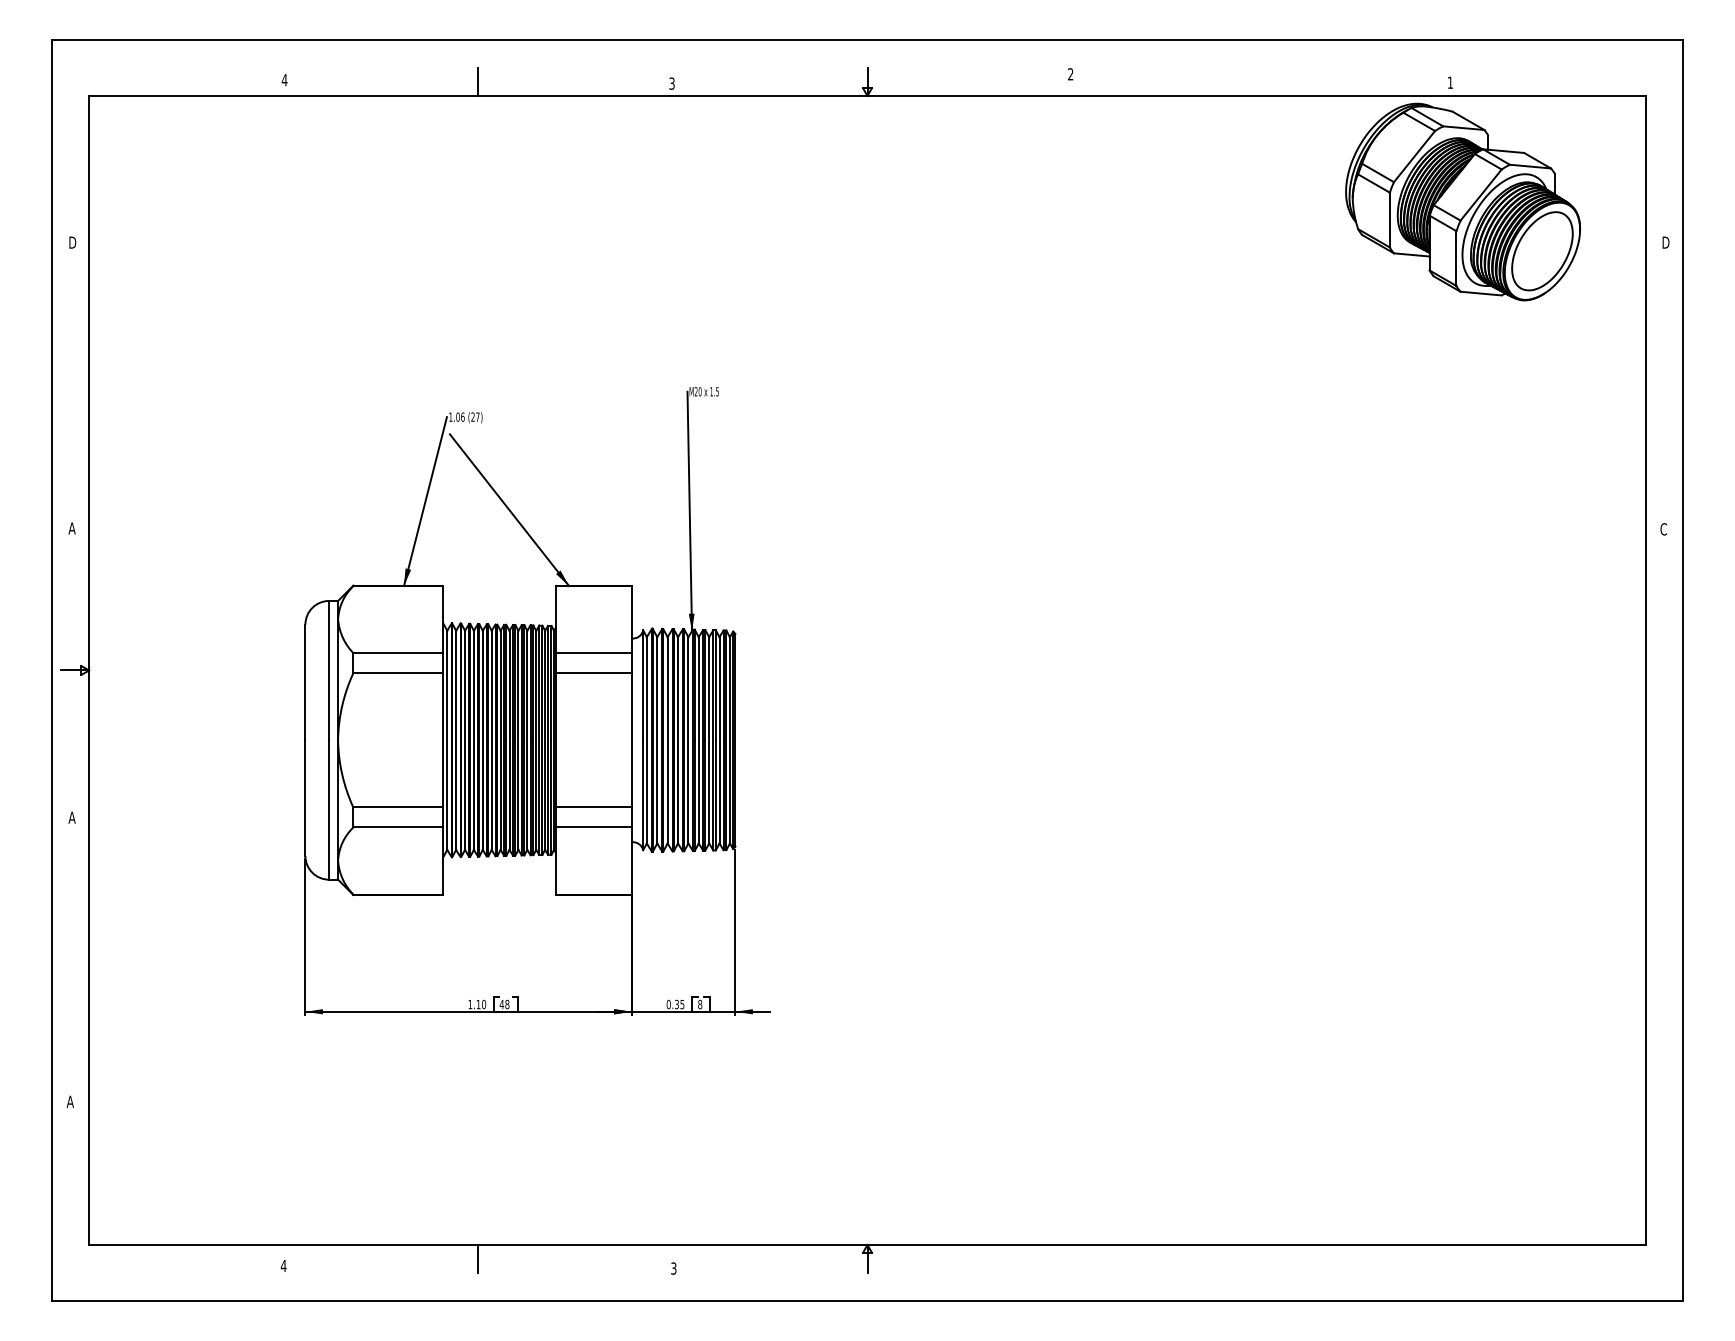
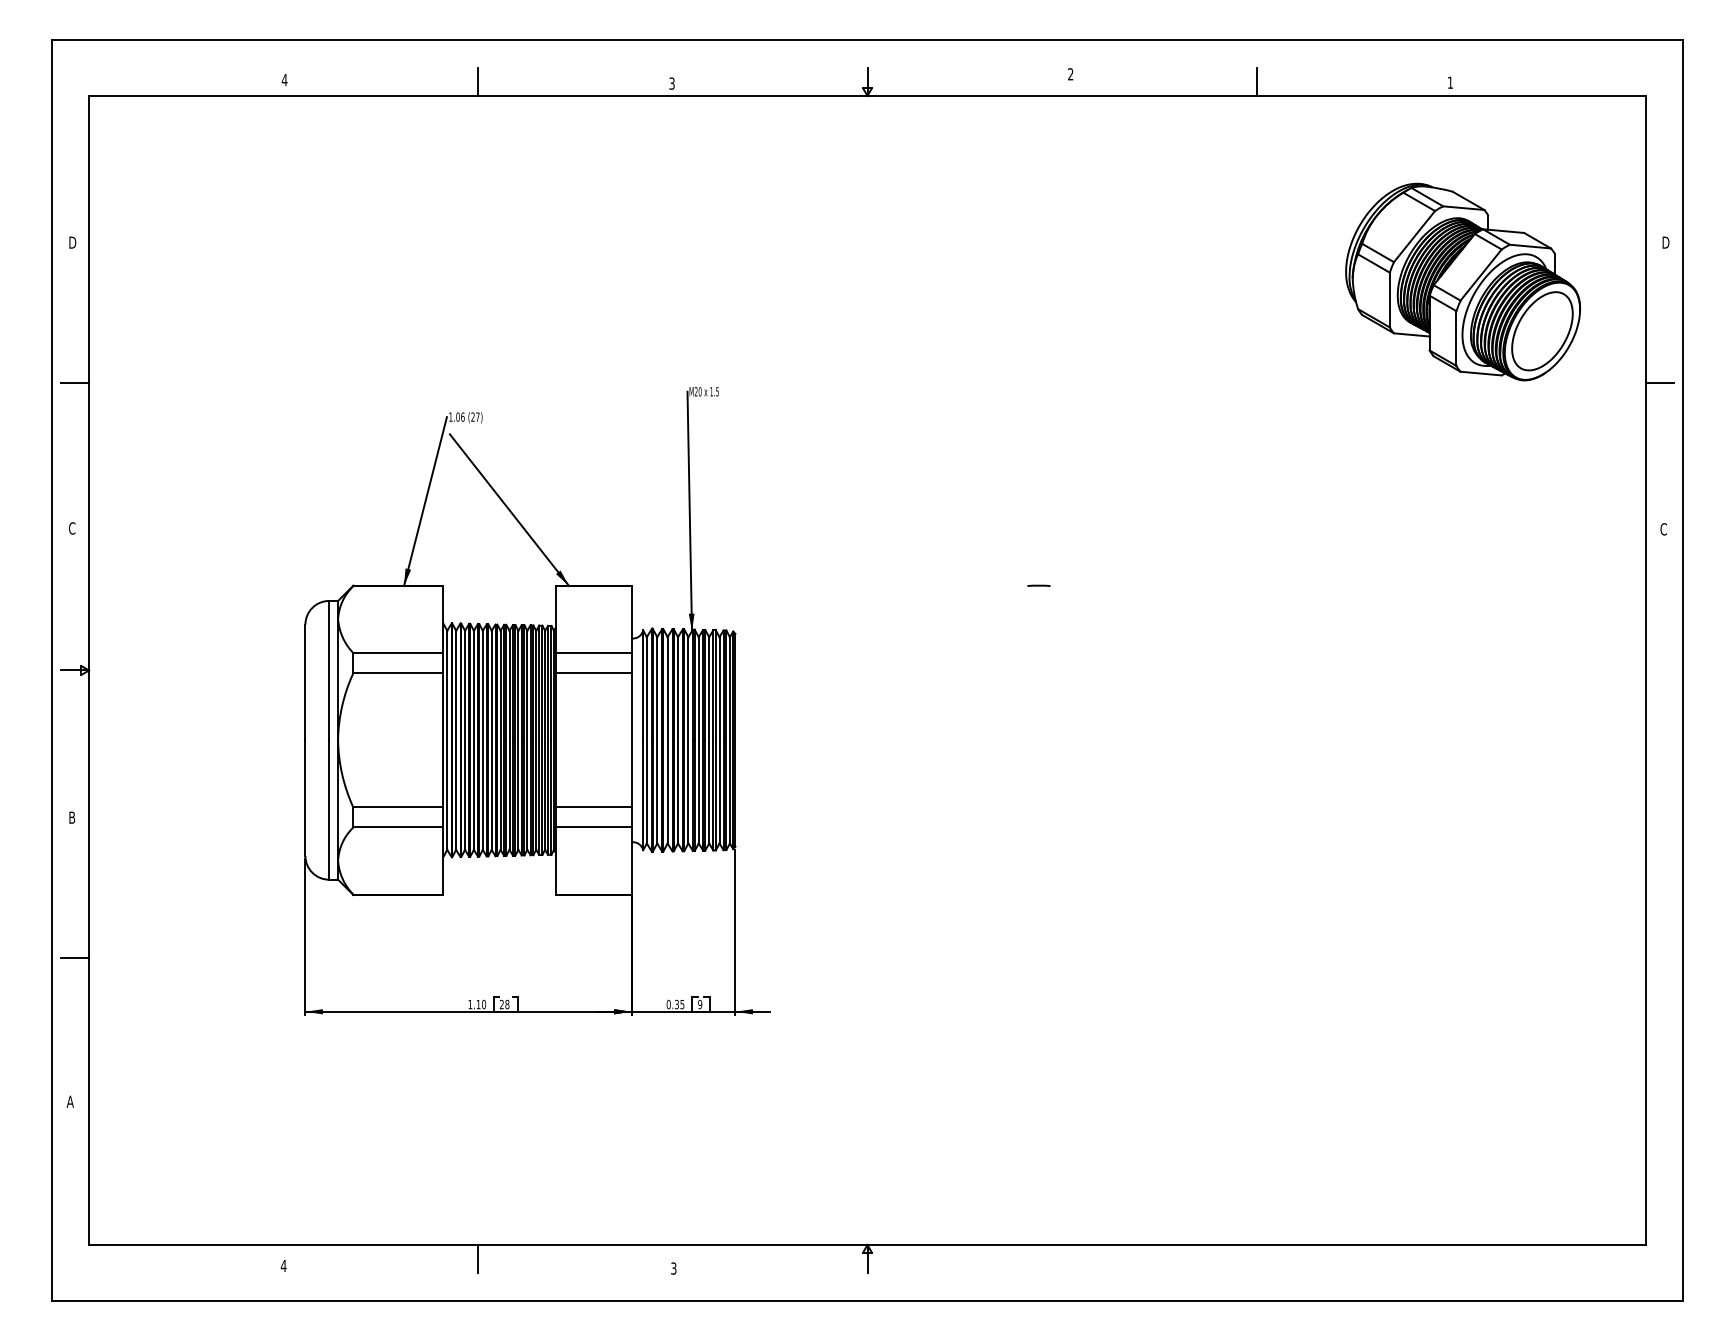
line: none -> present (1256, 81)
part position: (1463, 201) -> (1463, 281) (1463, 281)
line: none -> present (75, 383)
line: none -> present (1659, 383)
text: A -> C (71, 528)
line: none -> present (1038, 585)
text: A -> B (71, 817)
line: none -> present (75, 957)
text: 48 -> 28 (501, 1004)
text: 8 -> 9 (700, 1004)
